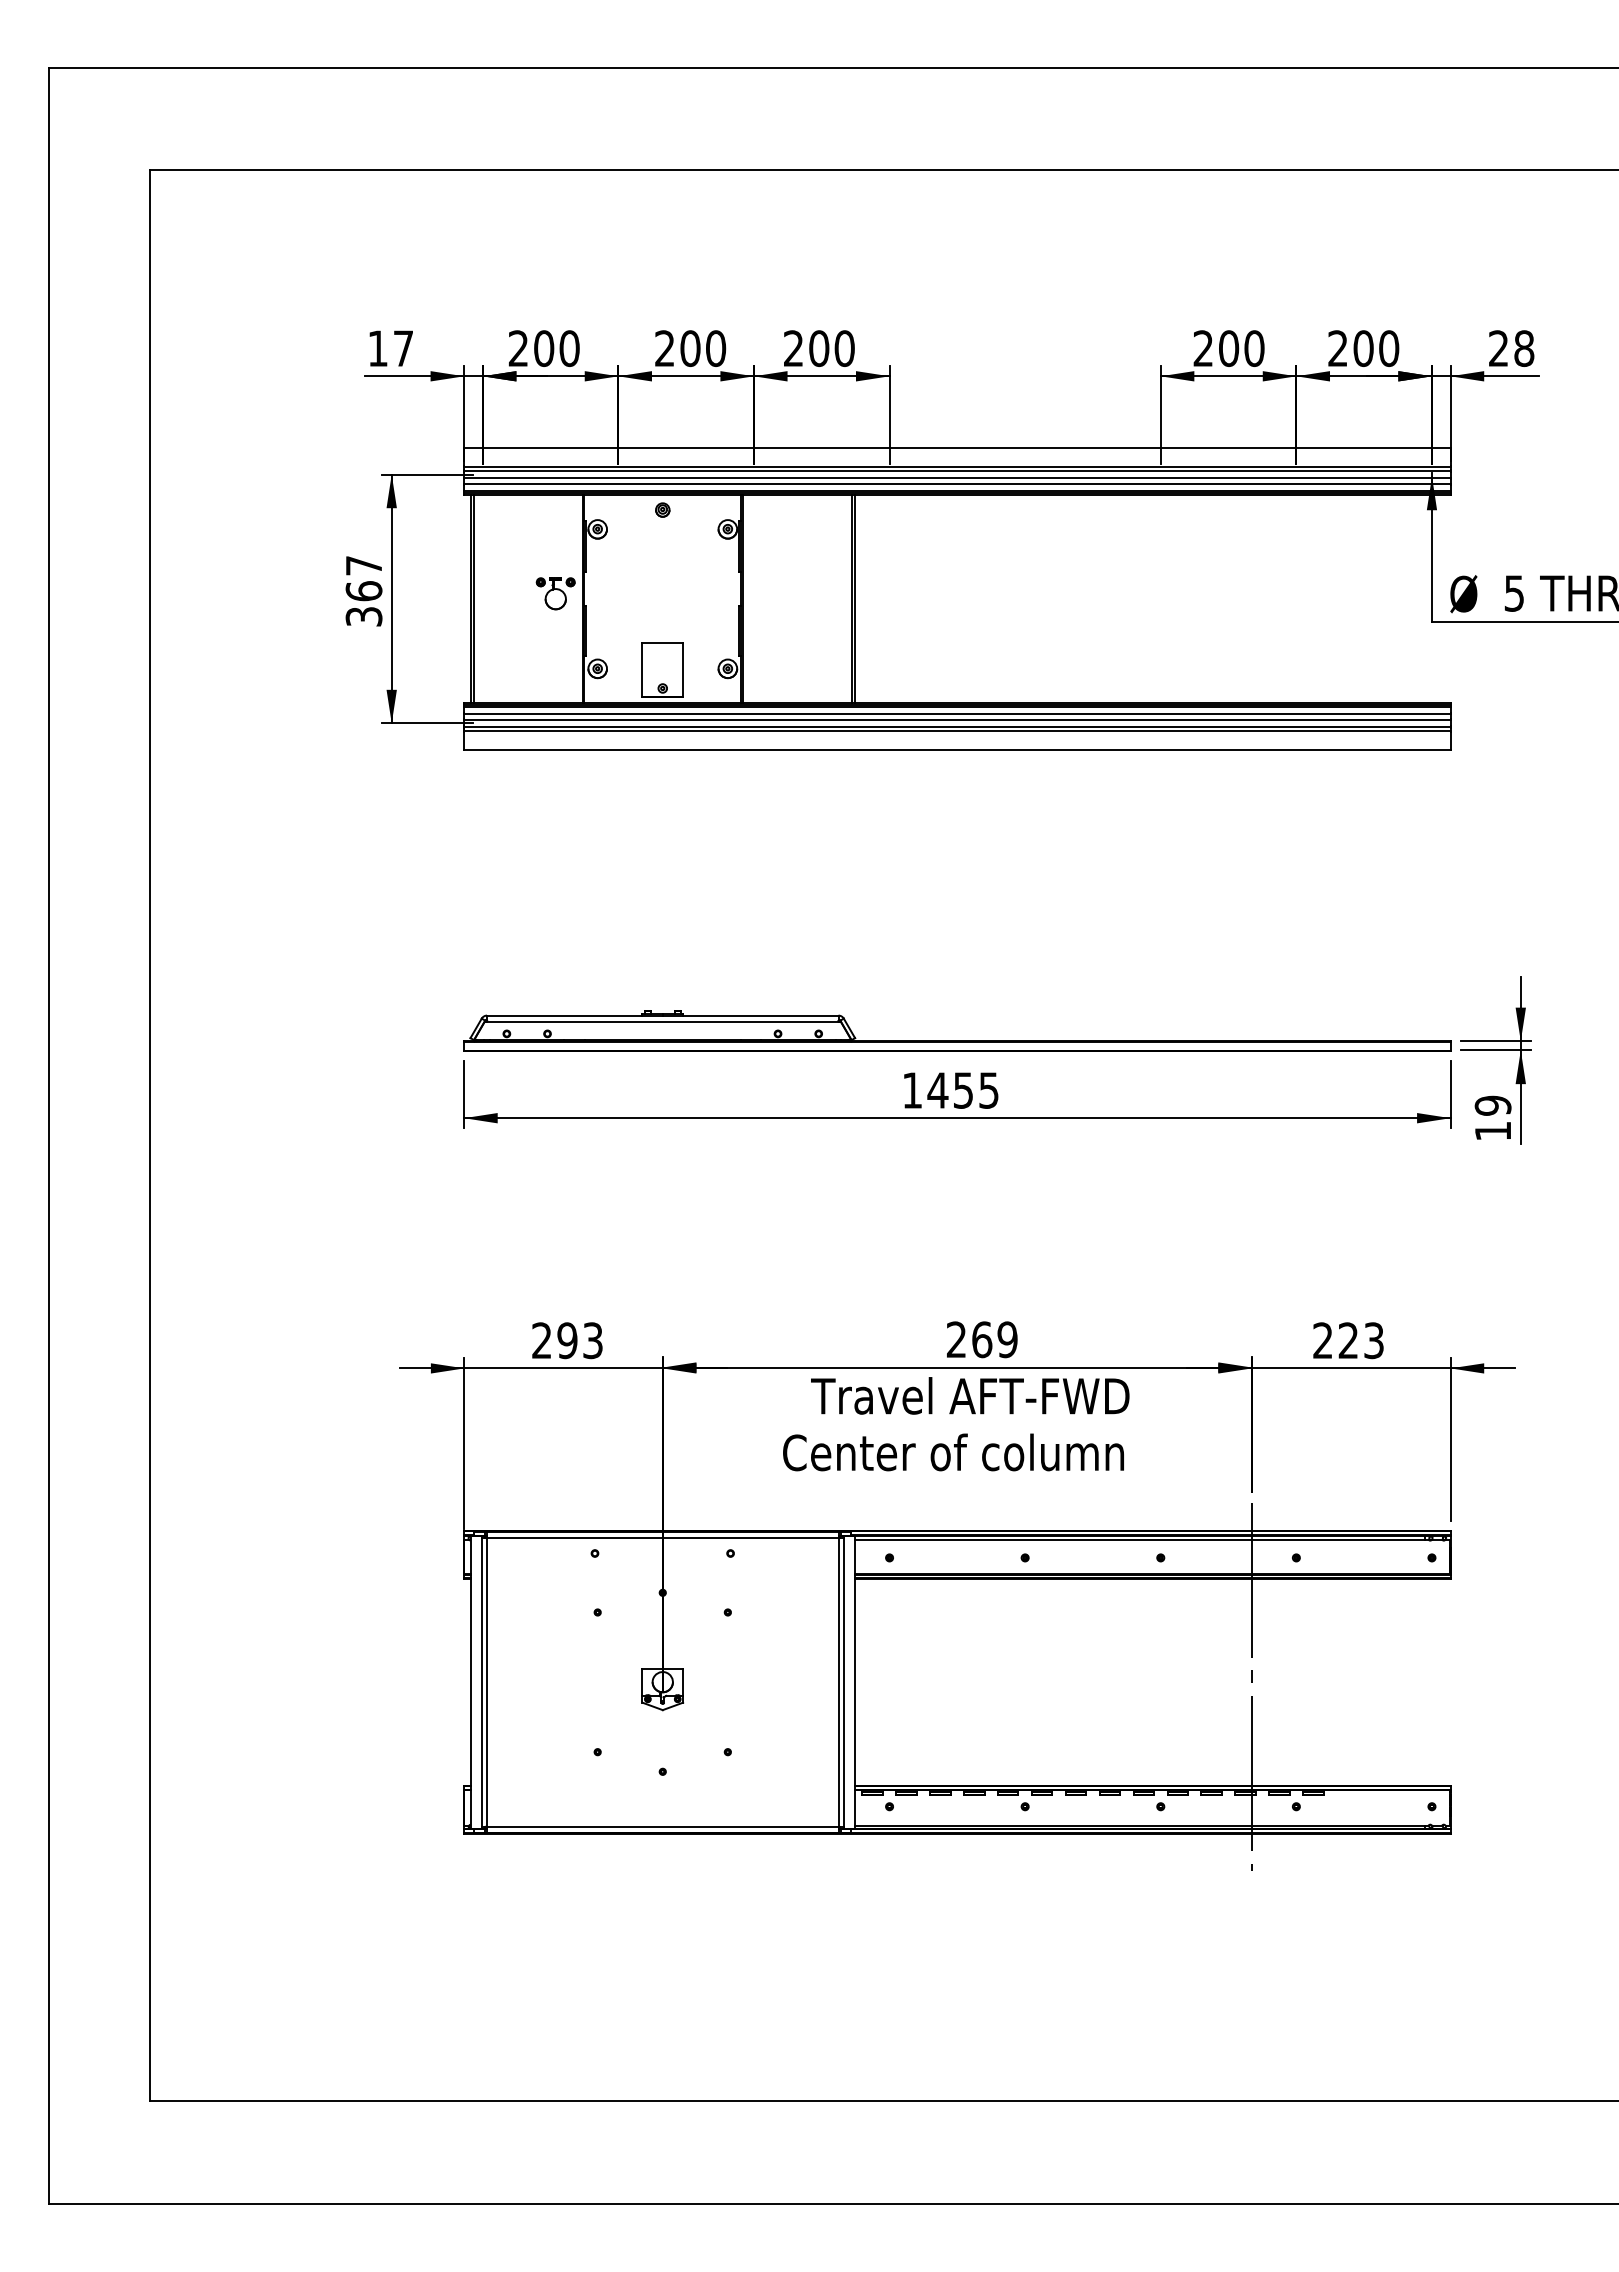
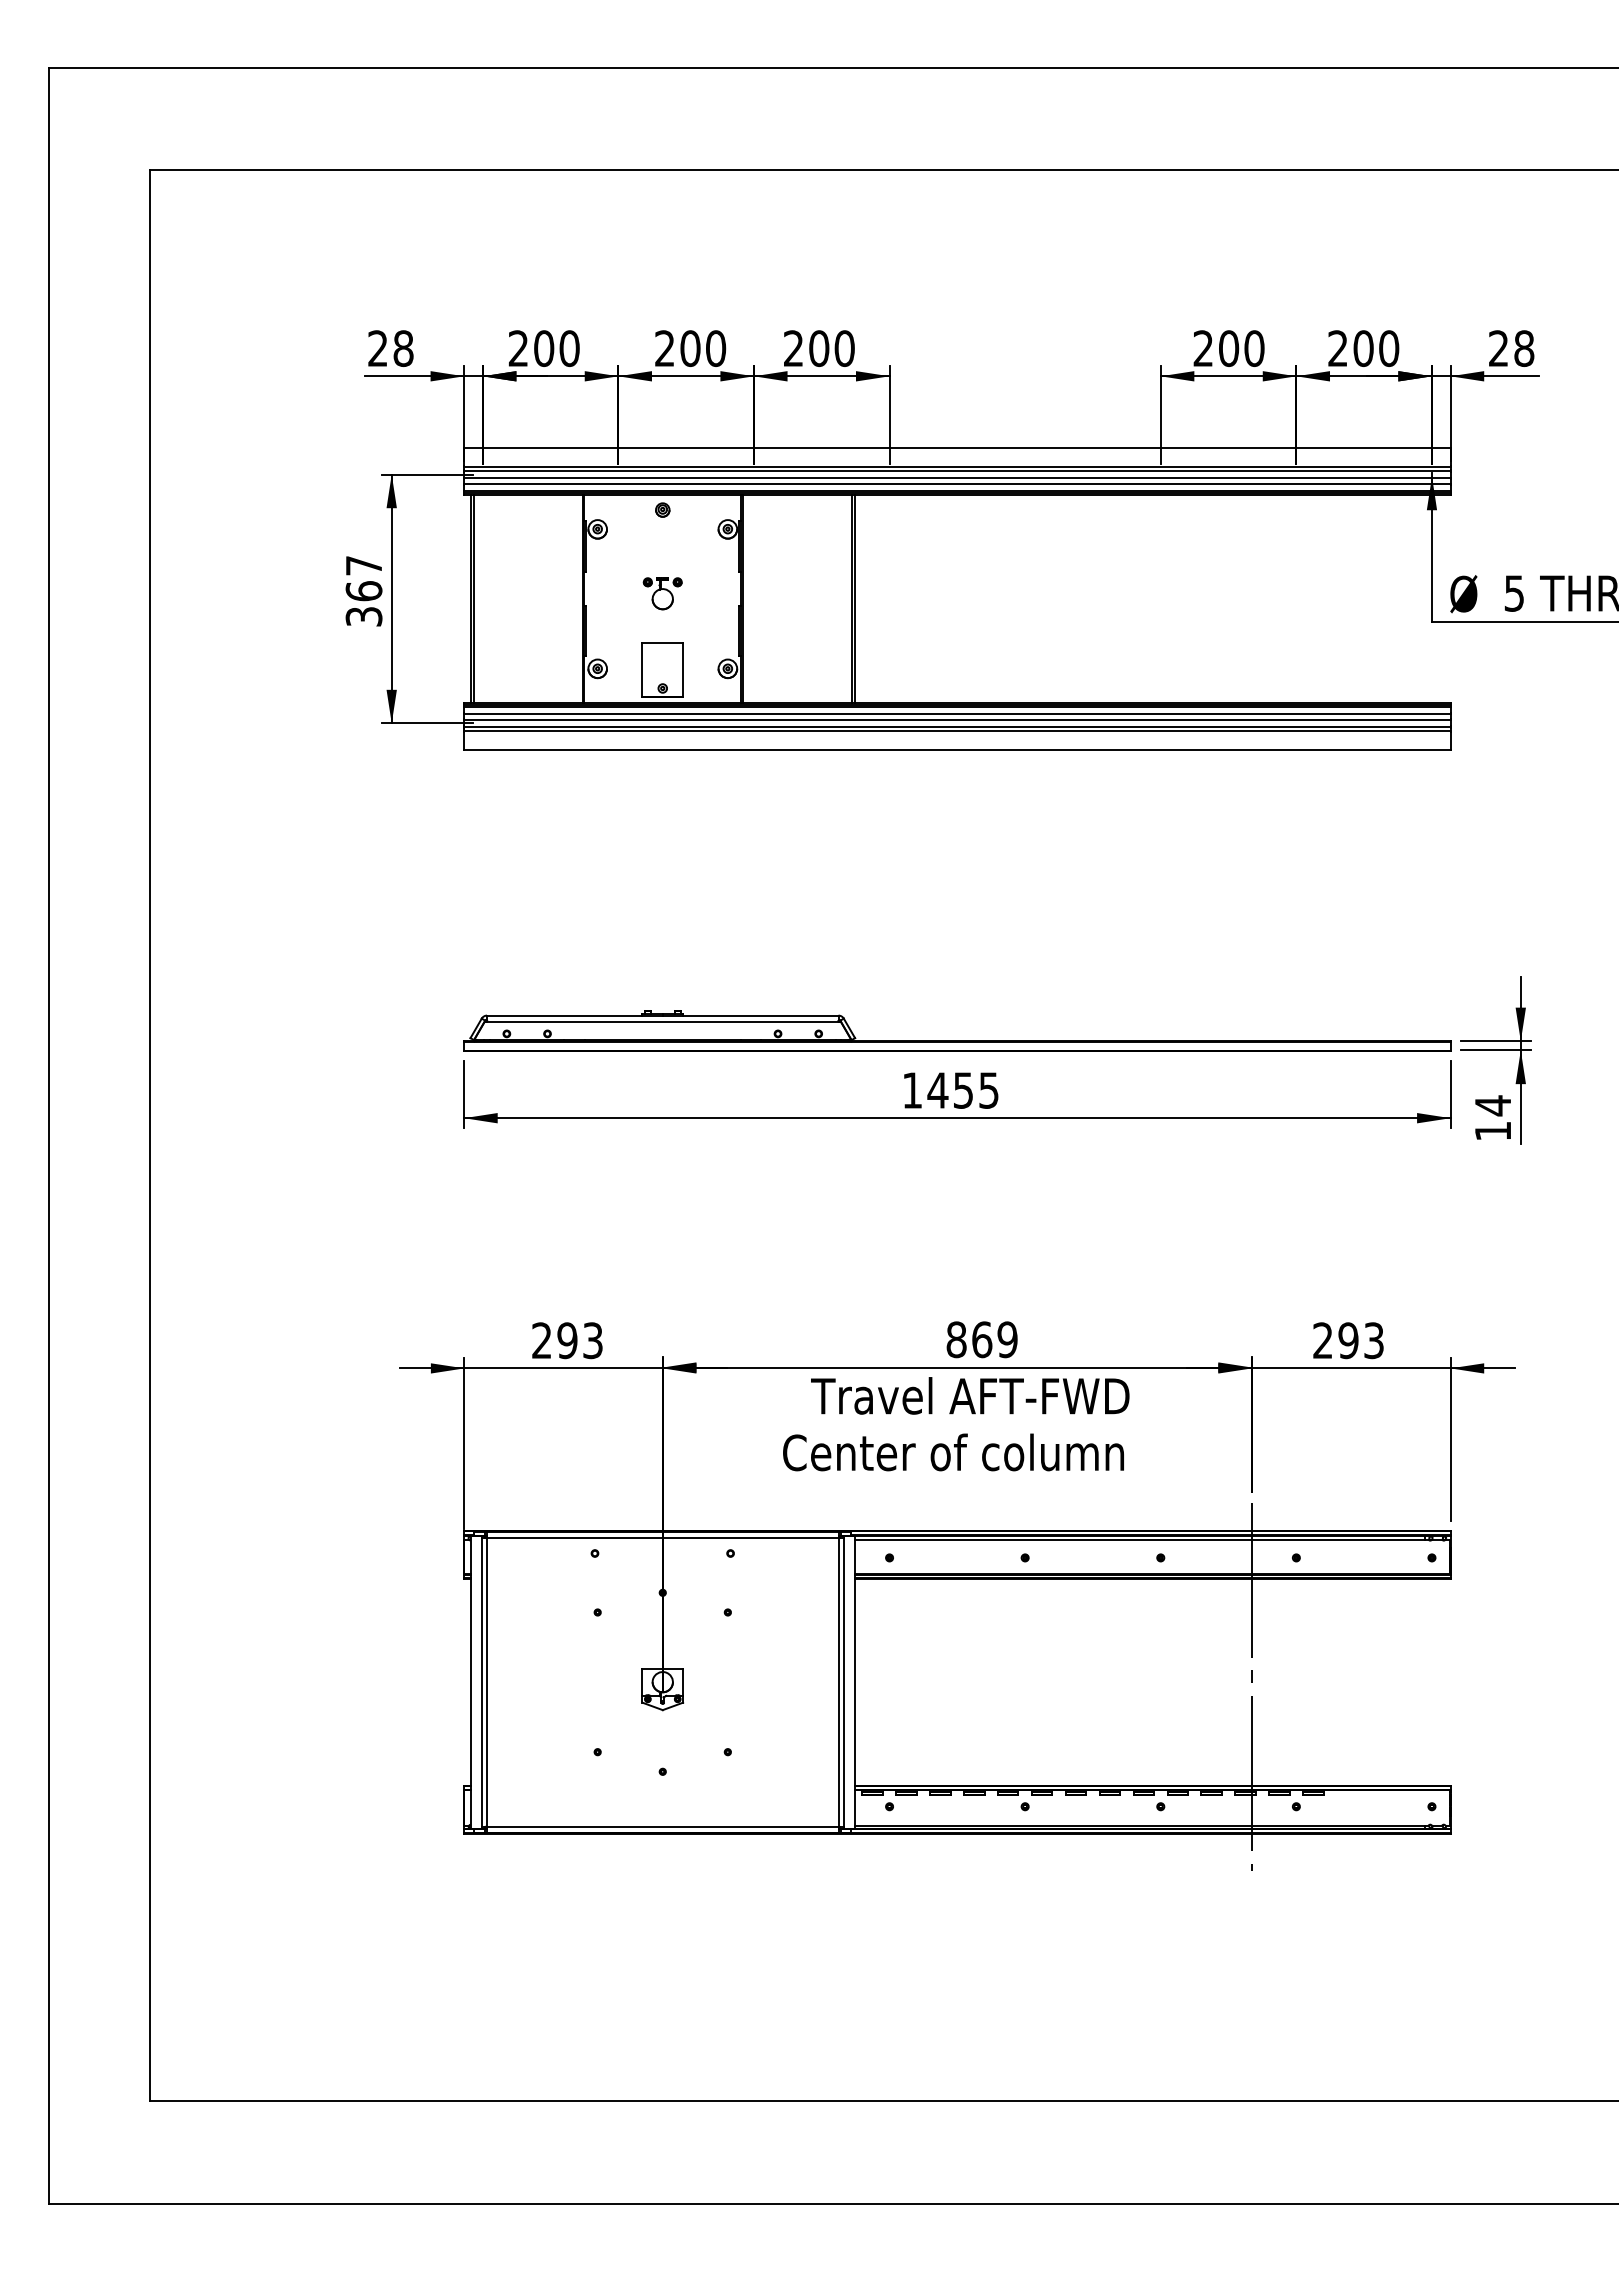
text: 17 -> 28 (390, 348)
part position: (555, 593) -> (662, 593) (662, 593)
text: 19 -> 14 (1492, 1105)
text: 269 -> 869 (956, 1339)
text: 223 -> 293 (1348, 1340)
